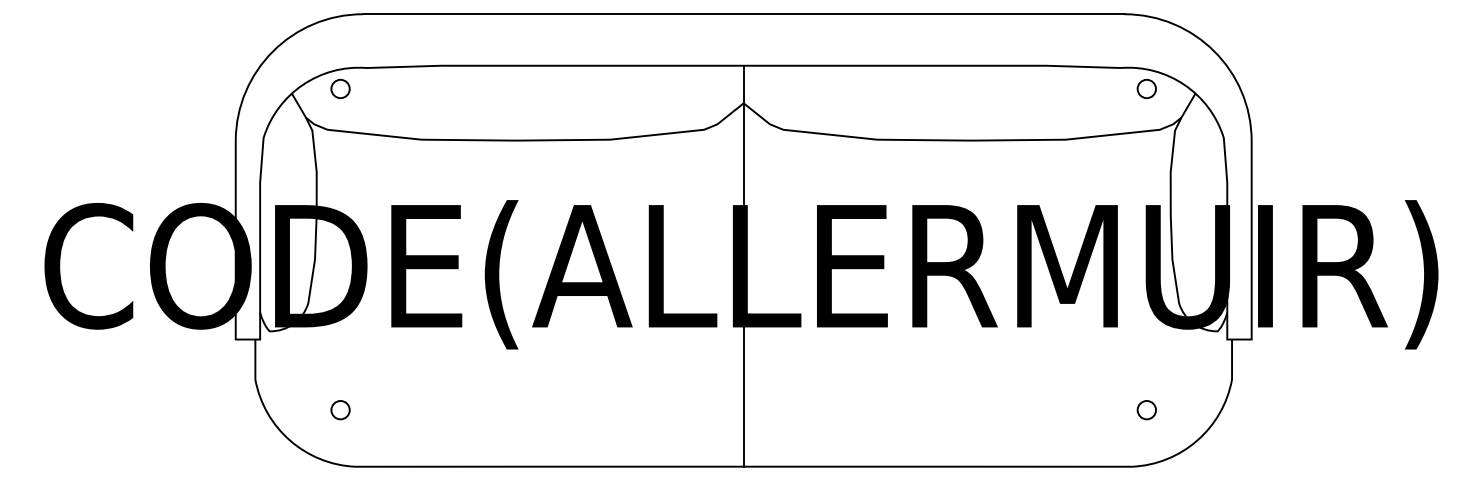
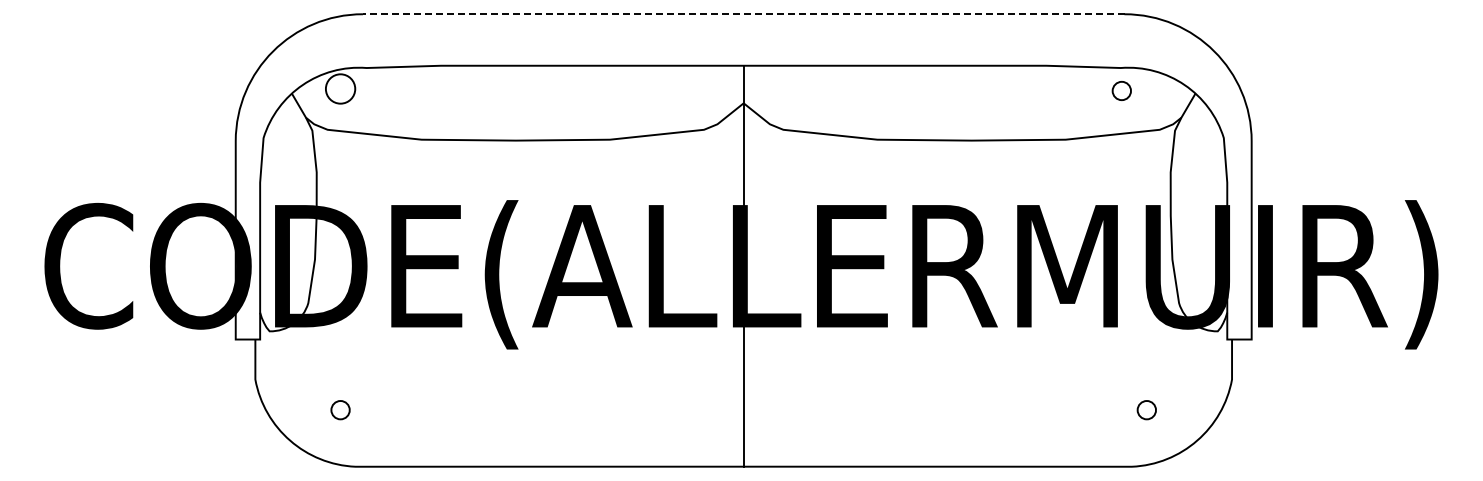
line: solid -> dashed (743, 14)
circle diameter: 18 px -> 29 px (340, 88)
circle position: (1146, 88) -> (1121, 90) (1121, 90)
